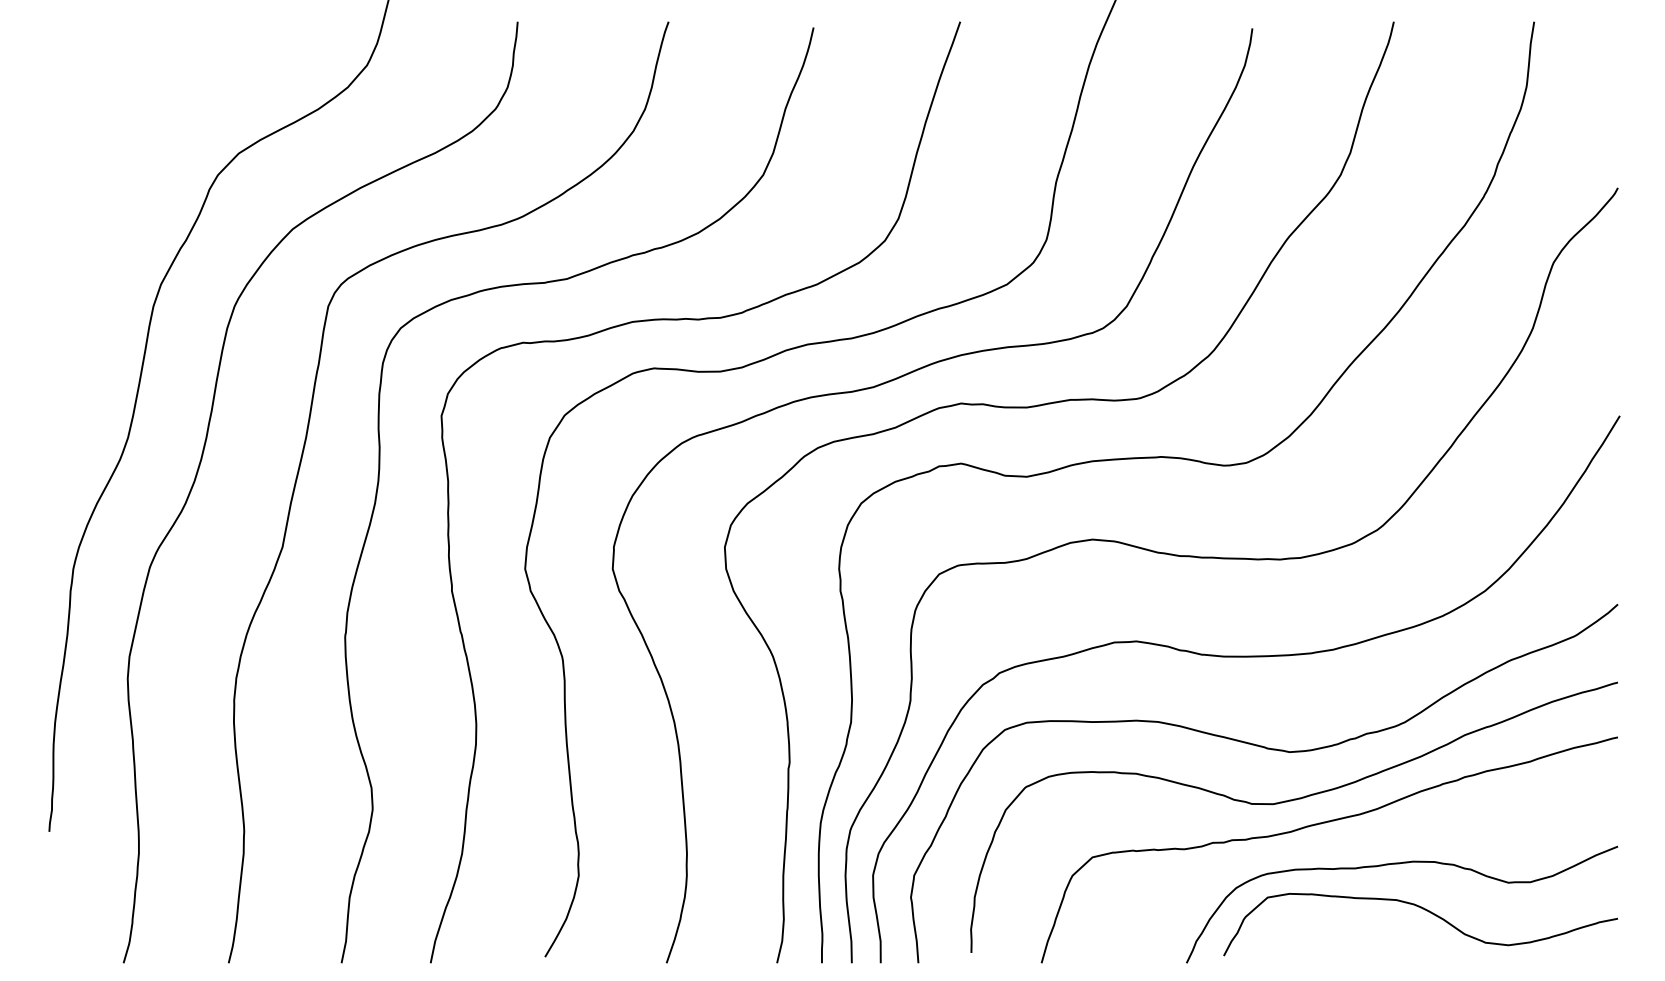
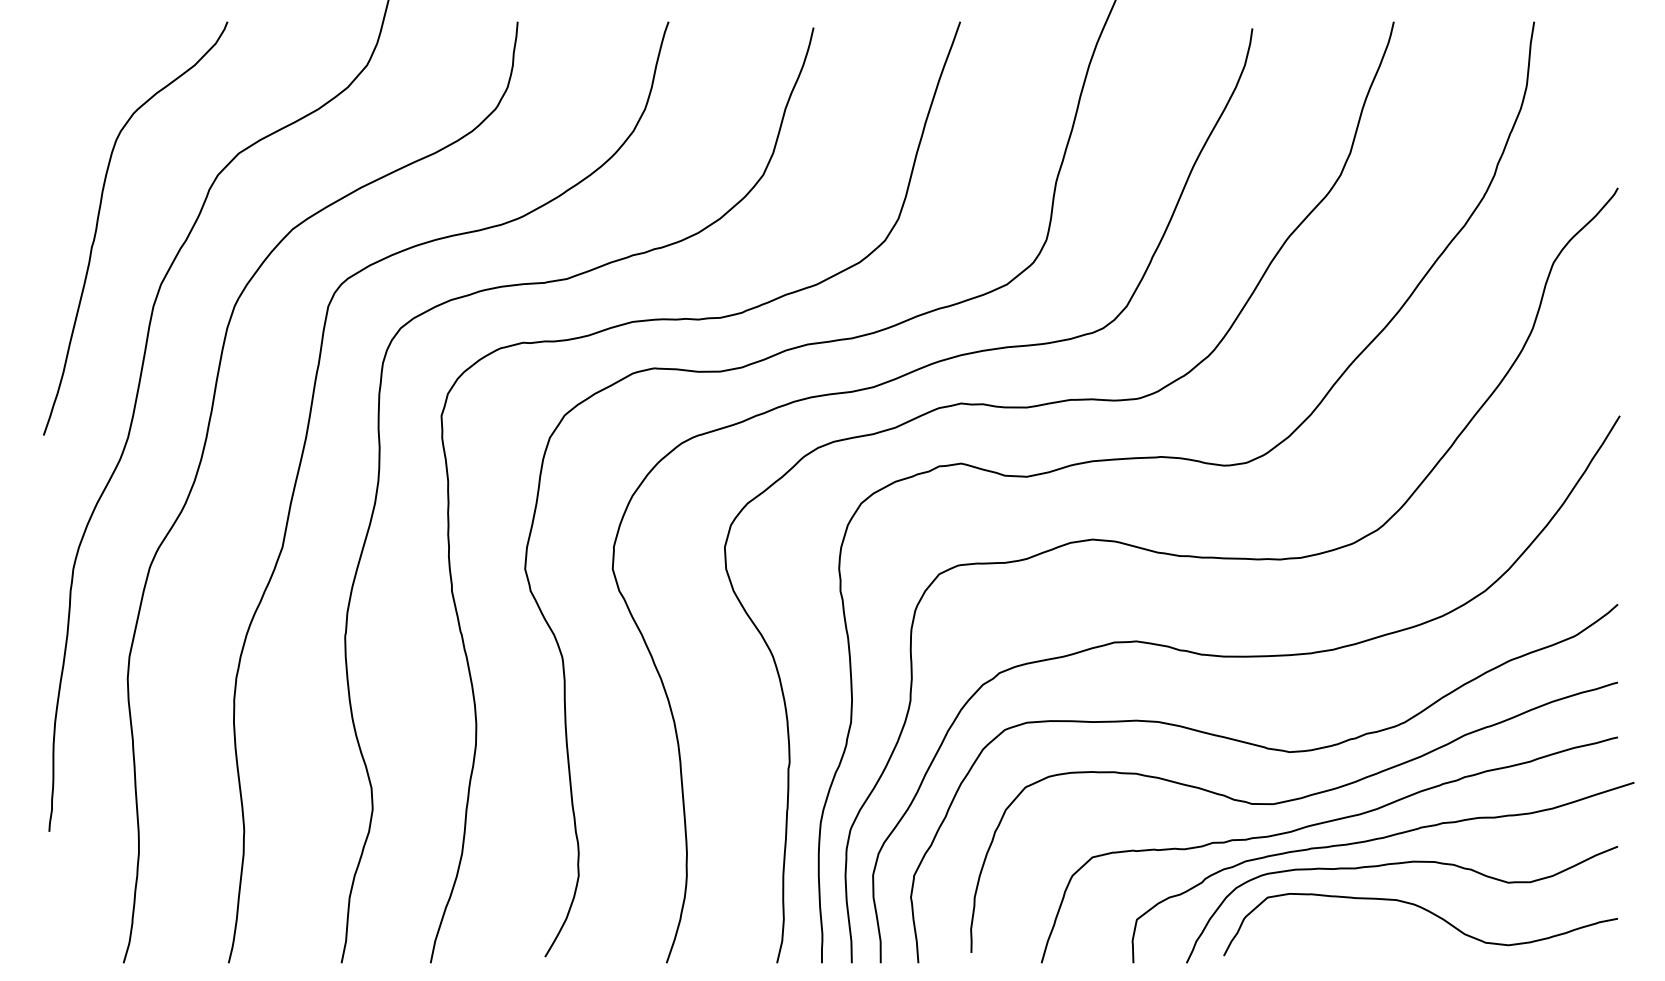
curve: none -> present (98, 223)
curve: none -> present (1375, 840)
